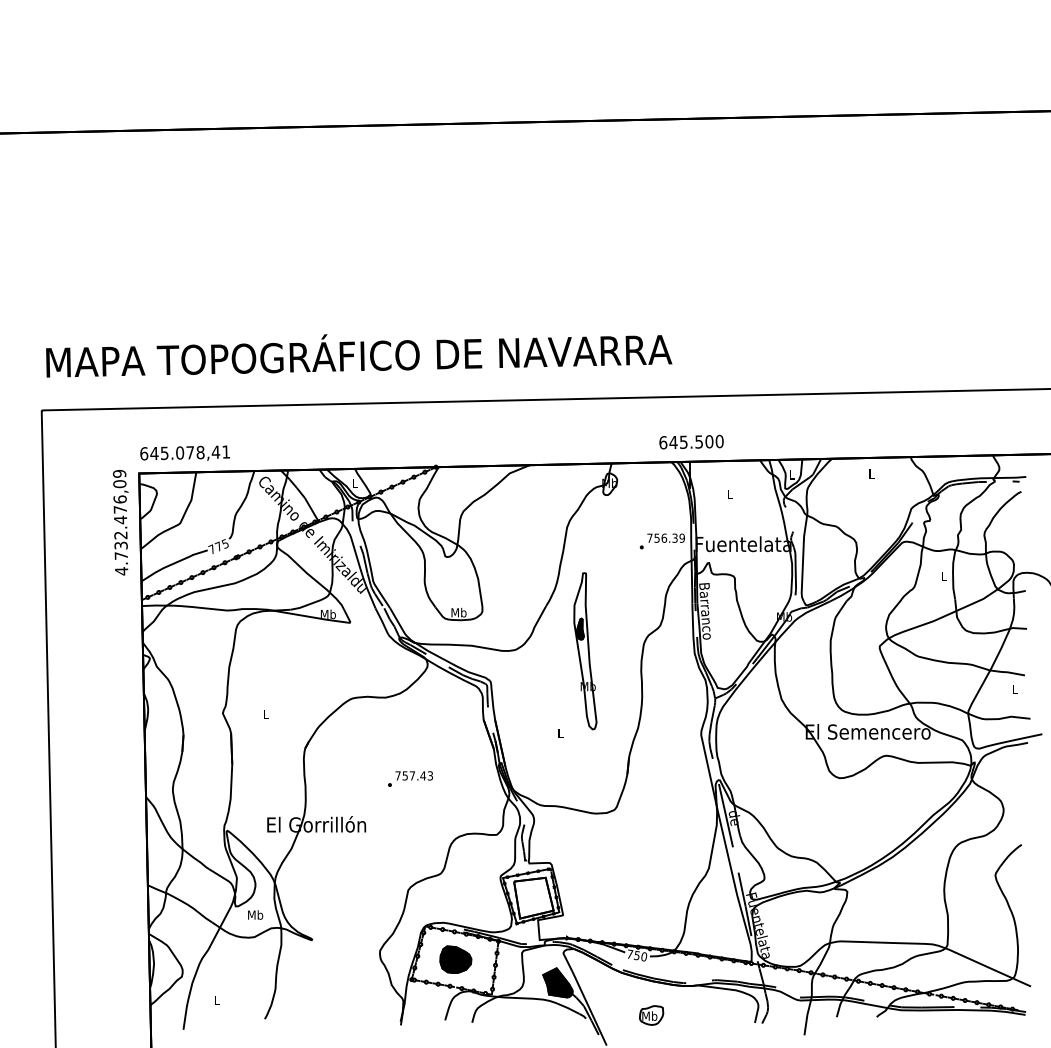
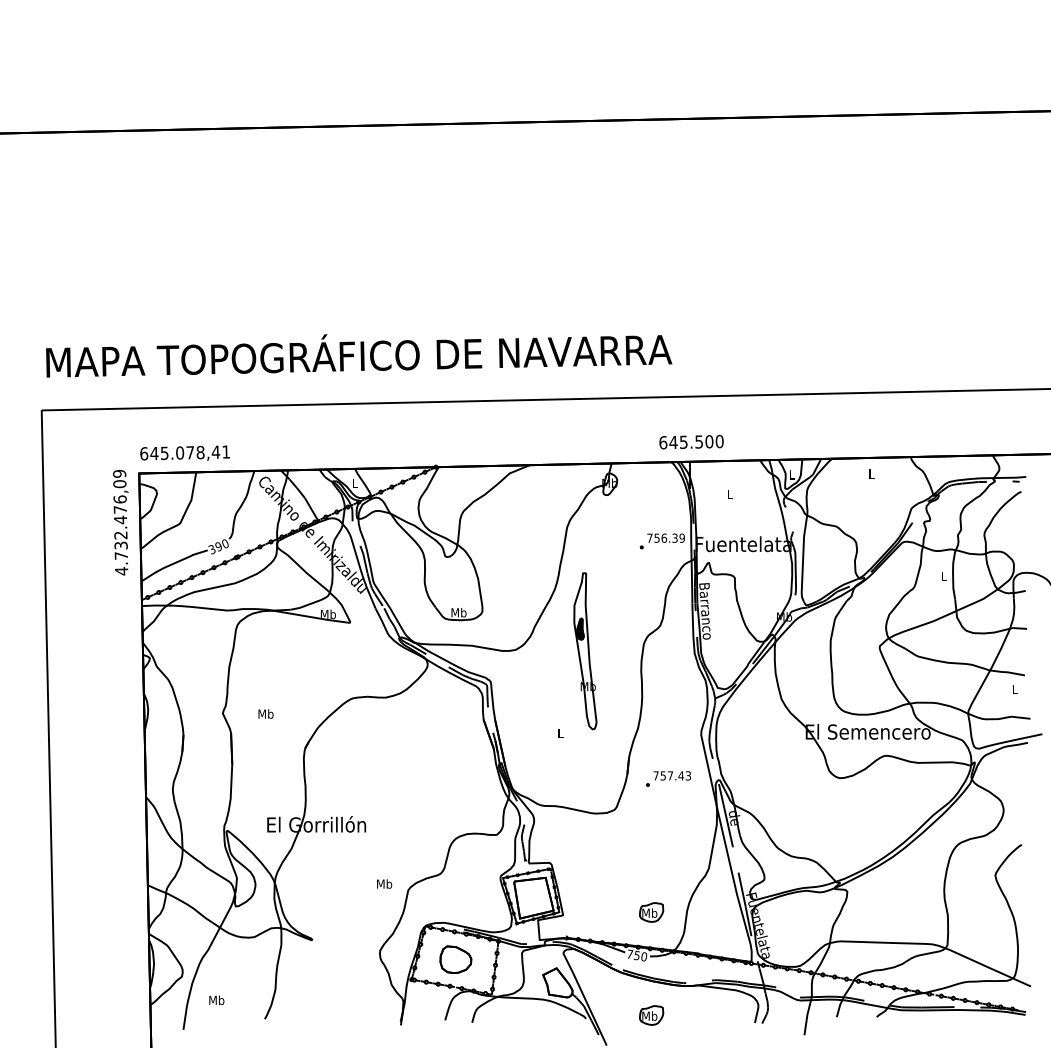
text: 775 -> 390 (218, 546)
text: L -> Mb (265, 713)
text position: (410, 778) -> (668, 778) (668, 778)
part: none -> present (651, 912)
text position: (255, 914) -> (384, 883) (384, 883)
fill: present -> none (455, 959)
fill: present -> none (557, 982)
text: L -> Mb (216, 1000)
